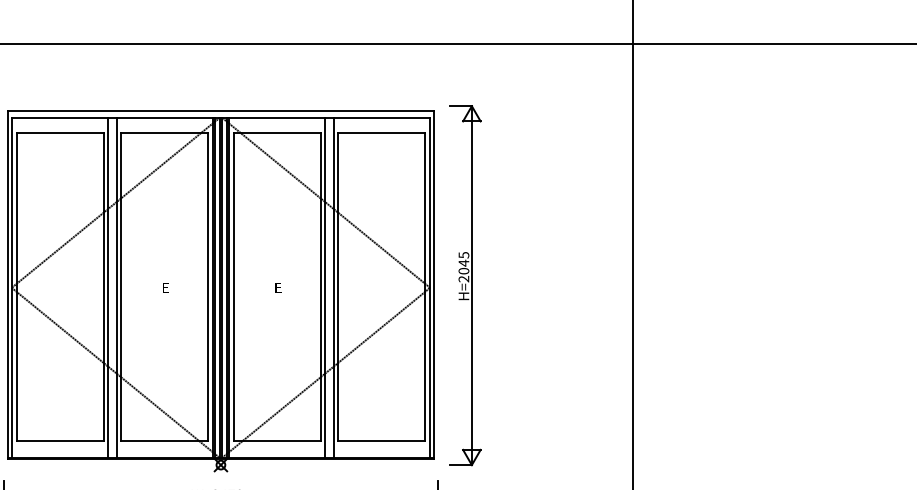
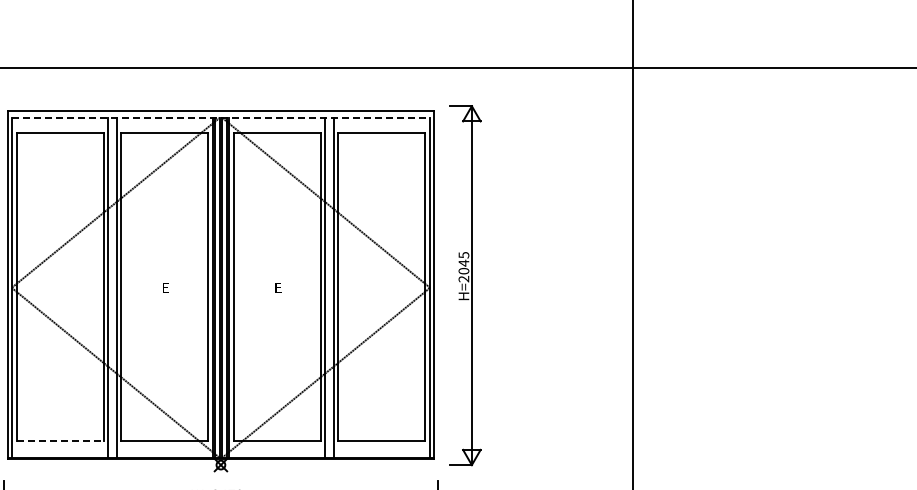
line position: (457, 44) -> (457, 68) (457, 68)
line: solid -> dashed (221, 117)
line: solid -> dashed (61, 441)
